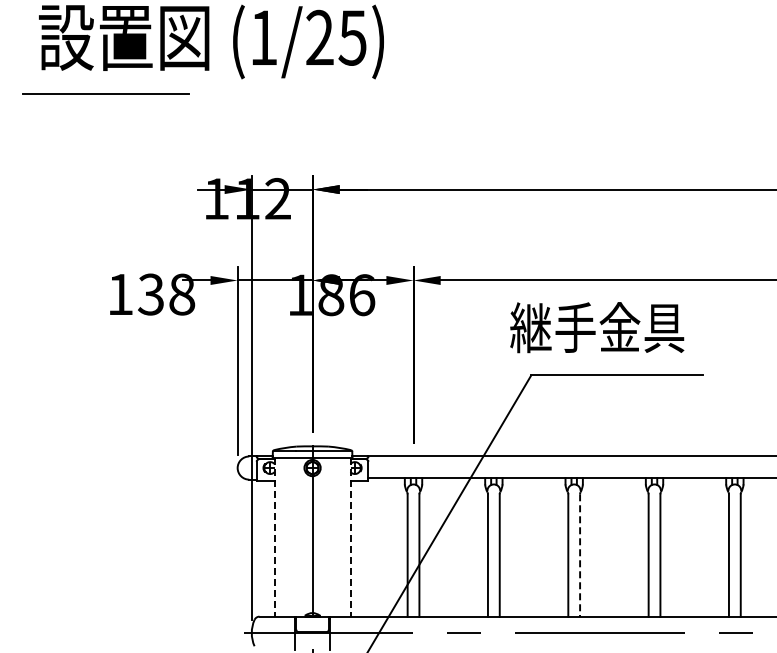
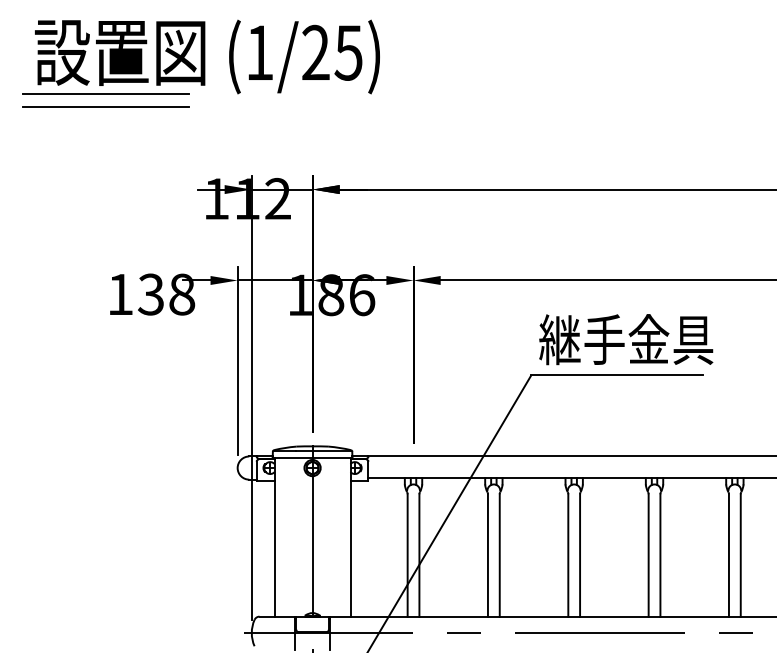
text position: (211, 41) -> (207, 56) (207, 56)
line: none -> present (105, 107)
text position: (597, 327) -> (626, 339) (626, 339)
line: dashed -> solid (274, 537)
line: dashed -> solid (350, 537)
line: dashed -> solid (580, 556)
